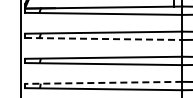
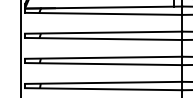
line: dashed -> solid (103, 38)
line: dashed -> solid (103, 82)
